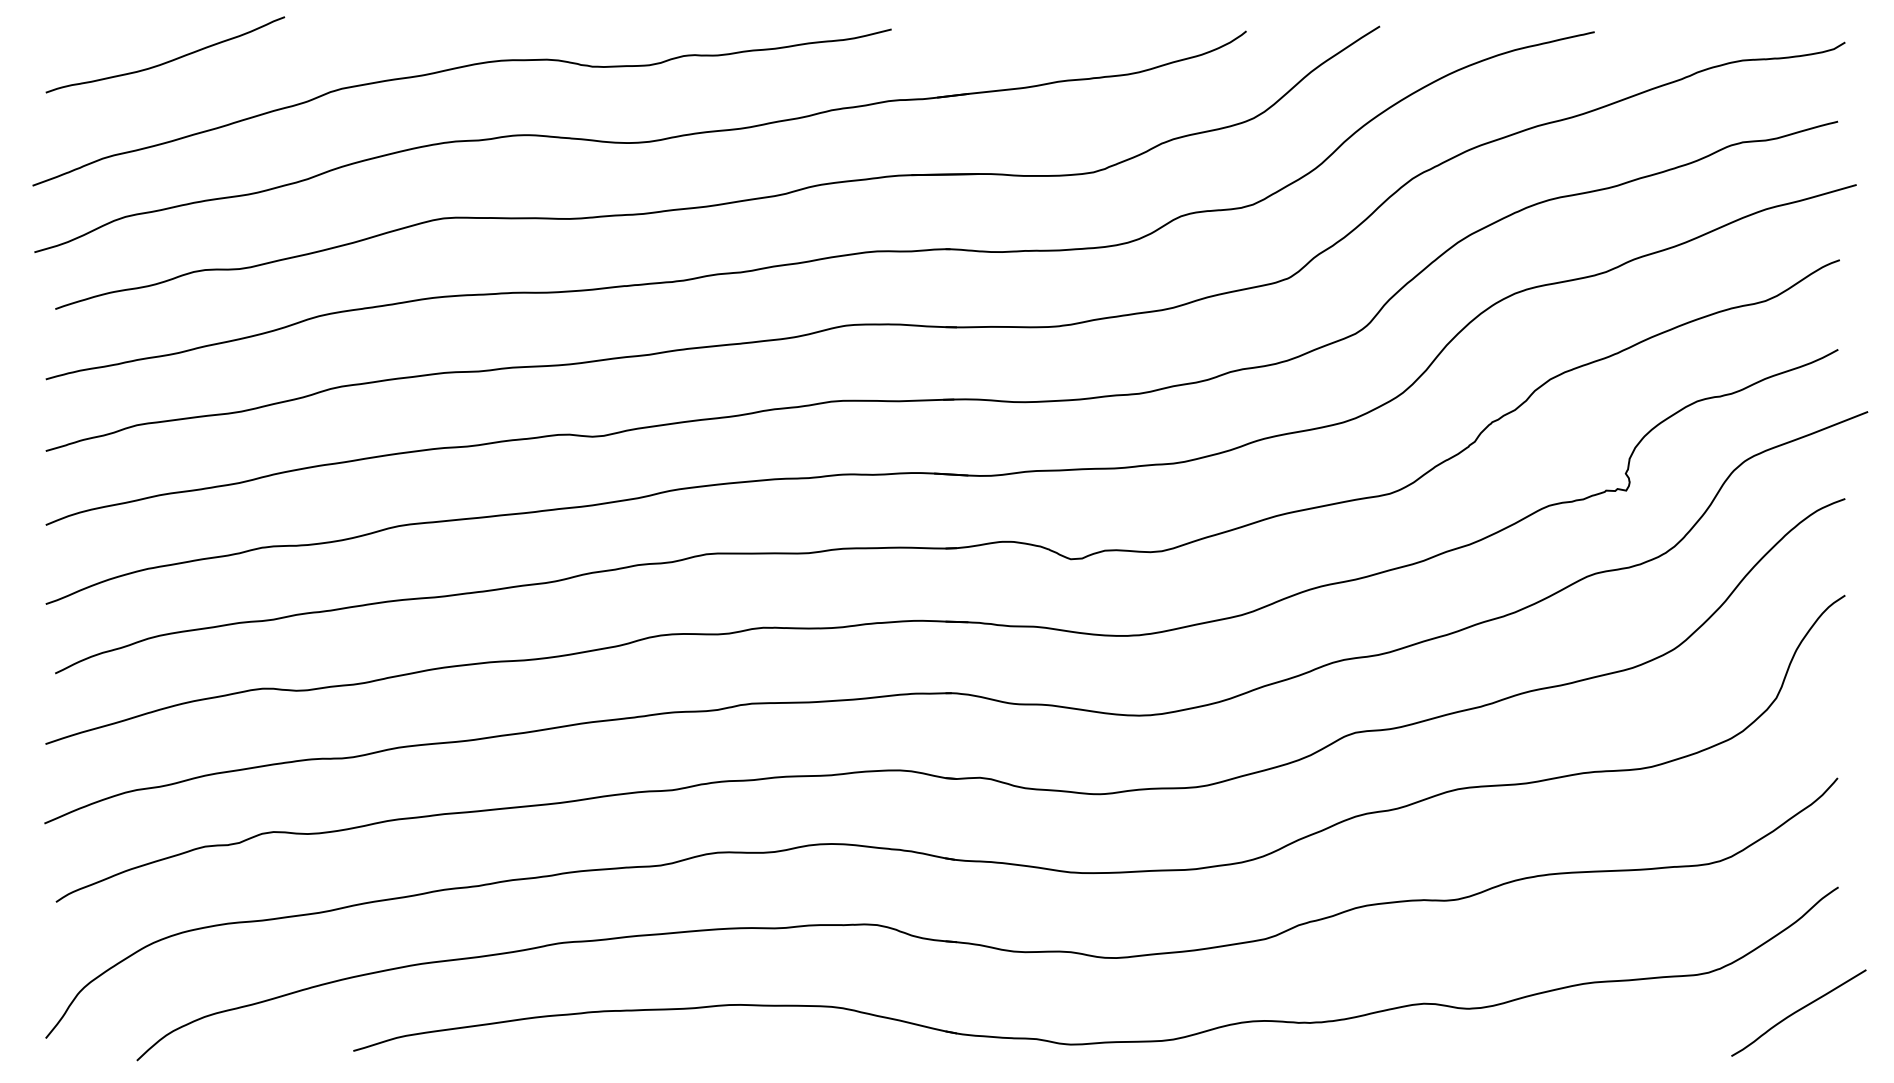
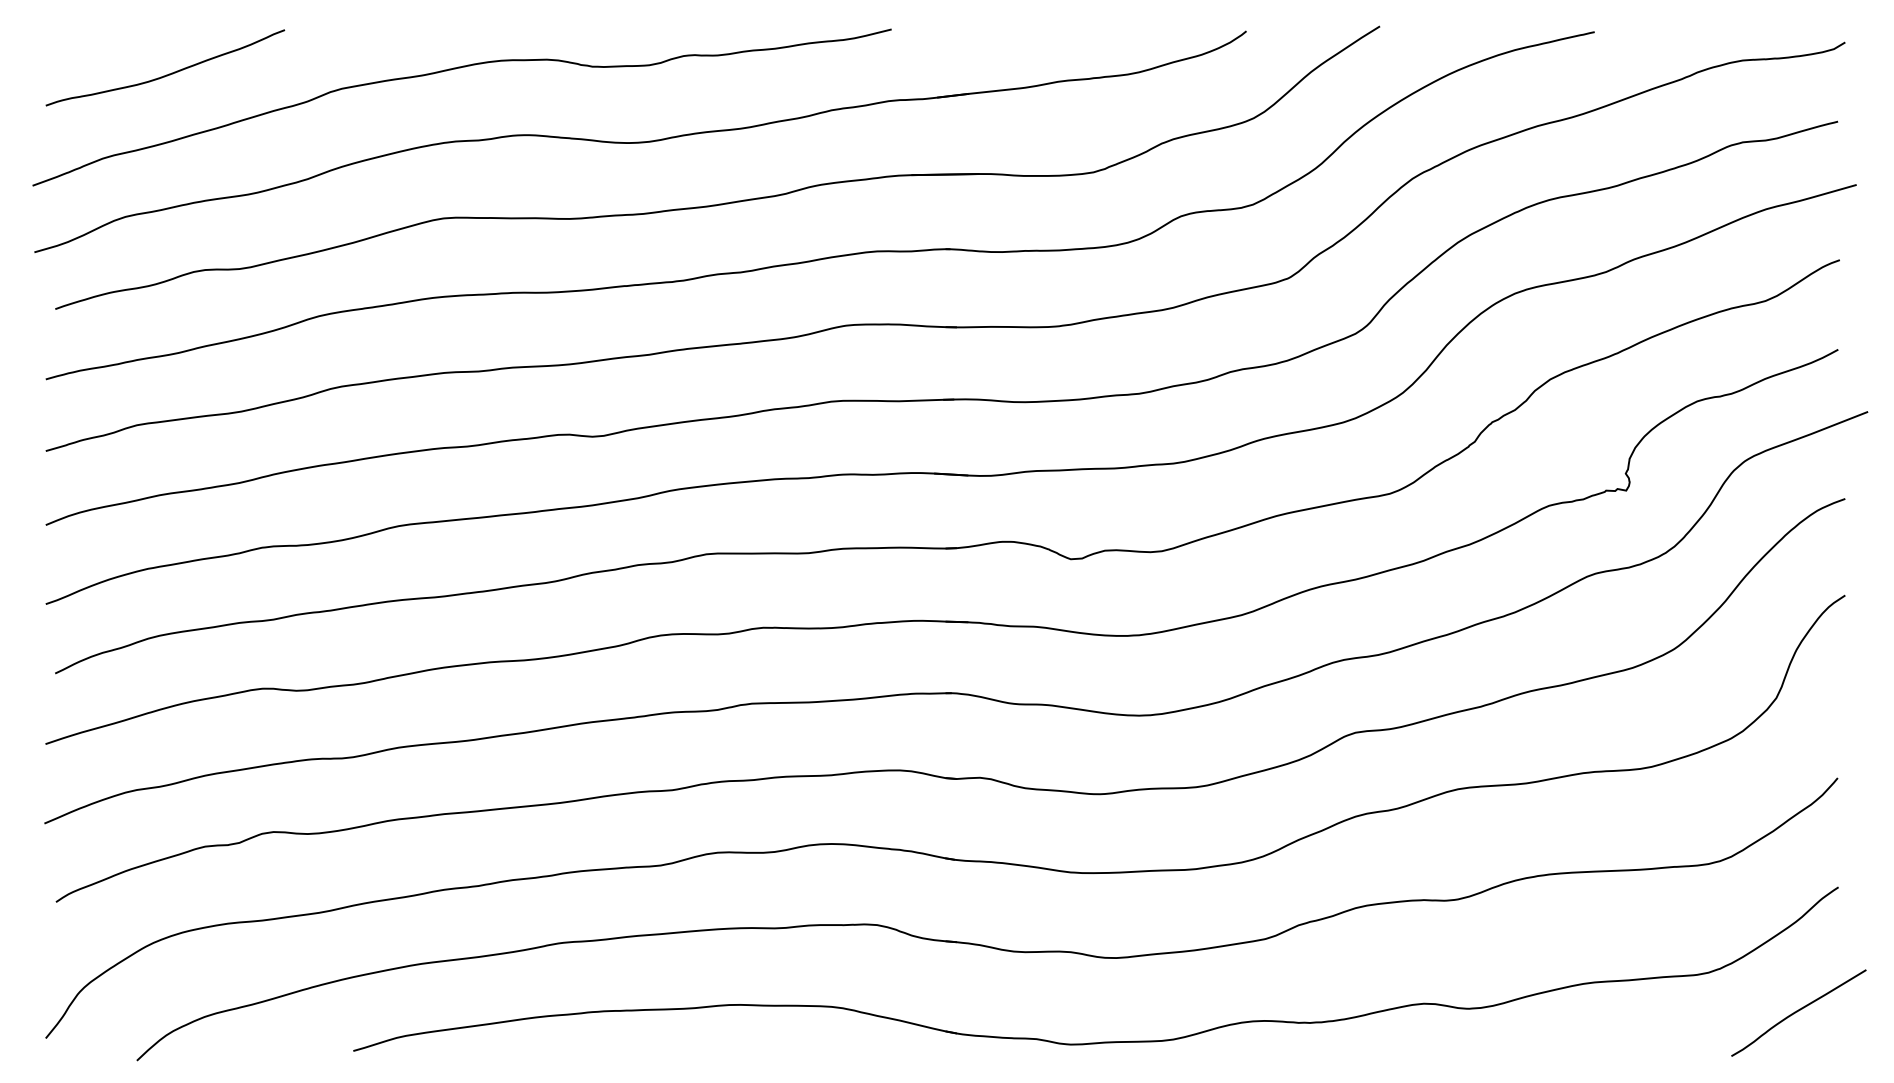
curve position: (166, 61) -> (166, 74) (166, 74)
